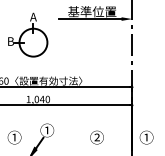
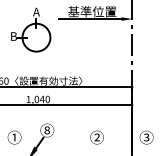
part position: (28, 34) -> (31, 29) (31, 29)
text: ① -> ⑧ (46, 130)
text: ① -> ③ (146, 137)
